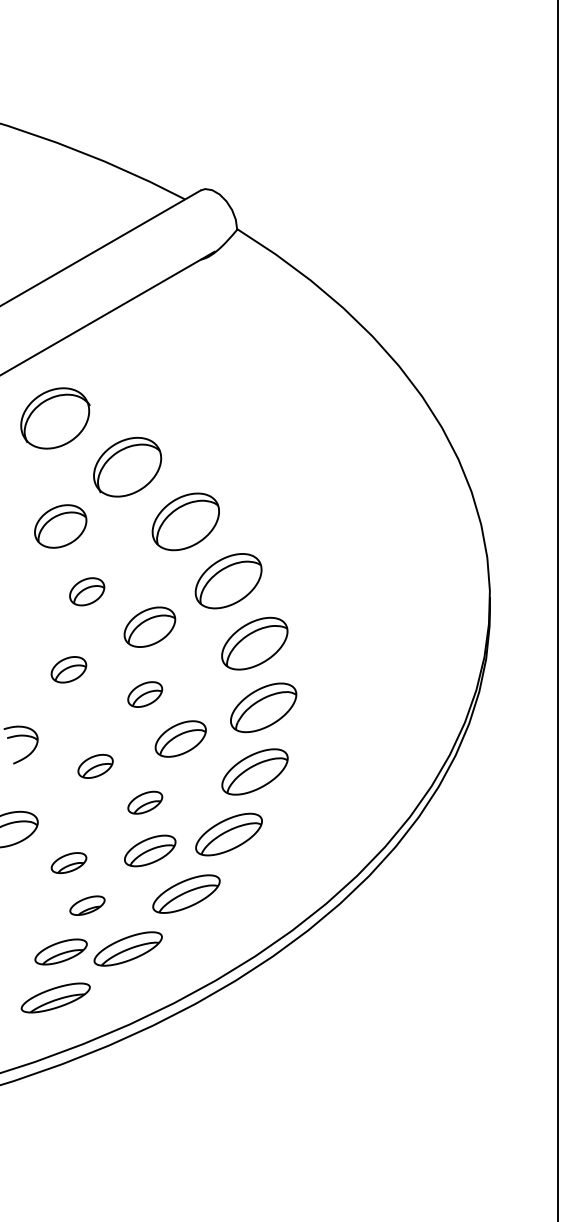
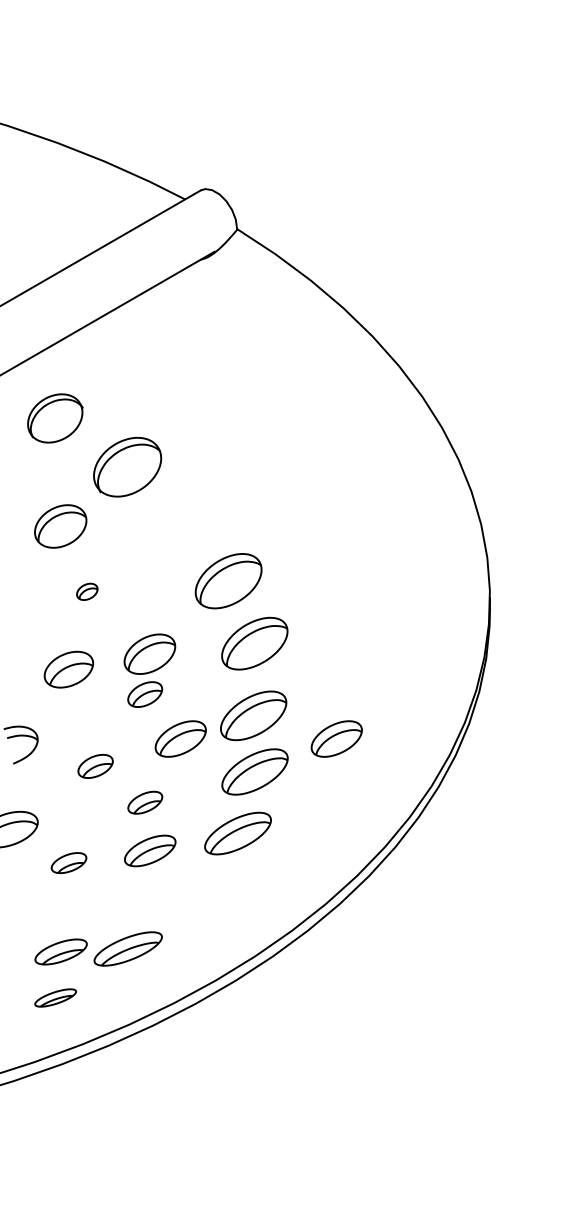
part size: 71x63 px -> 57x51 px (55, 418)
part: present -> none (185, 521)
part size: 37x30 px -> 23x19 px (87, 591)
line: present -> none (557, 610)
part position: (149, 626) -> (149, 653) (149, 653)
part size: 38x28 px -> 52x39 px (68, 669)
part position: (263, 707) -> (253, 715) (253, 715)
part: none -> present (336, 738)
part position: (228, 834) -> (237, 833) (237, 833)
part: present -> none (186, 893)
part: present -> none (87, 905)
part size: 71x32 px -> 43x20 px (55, 997)
